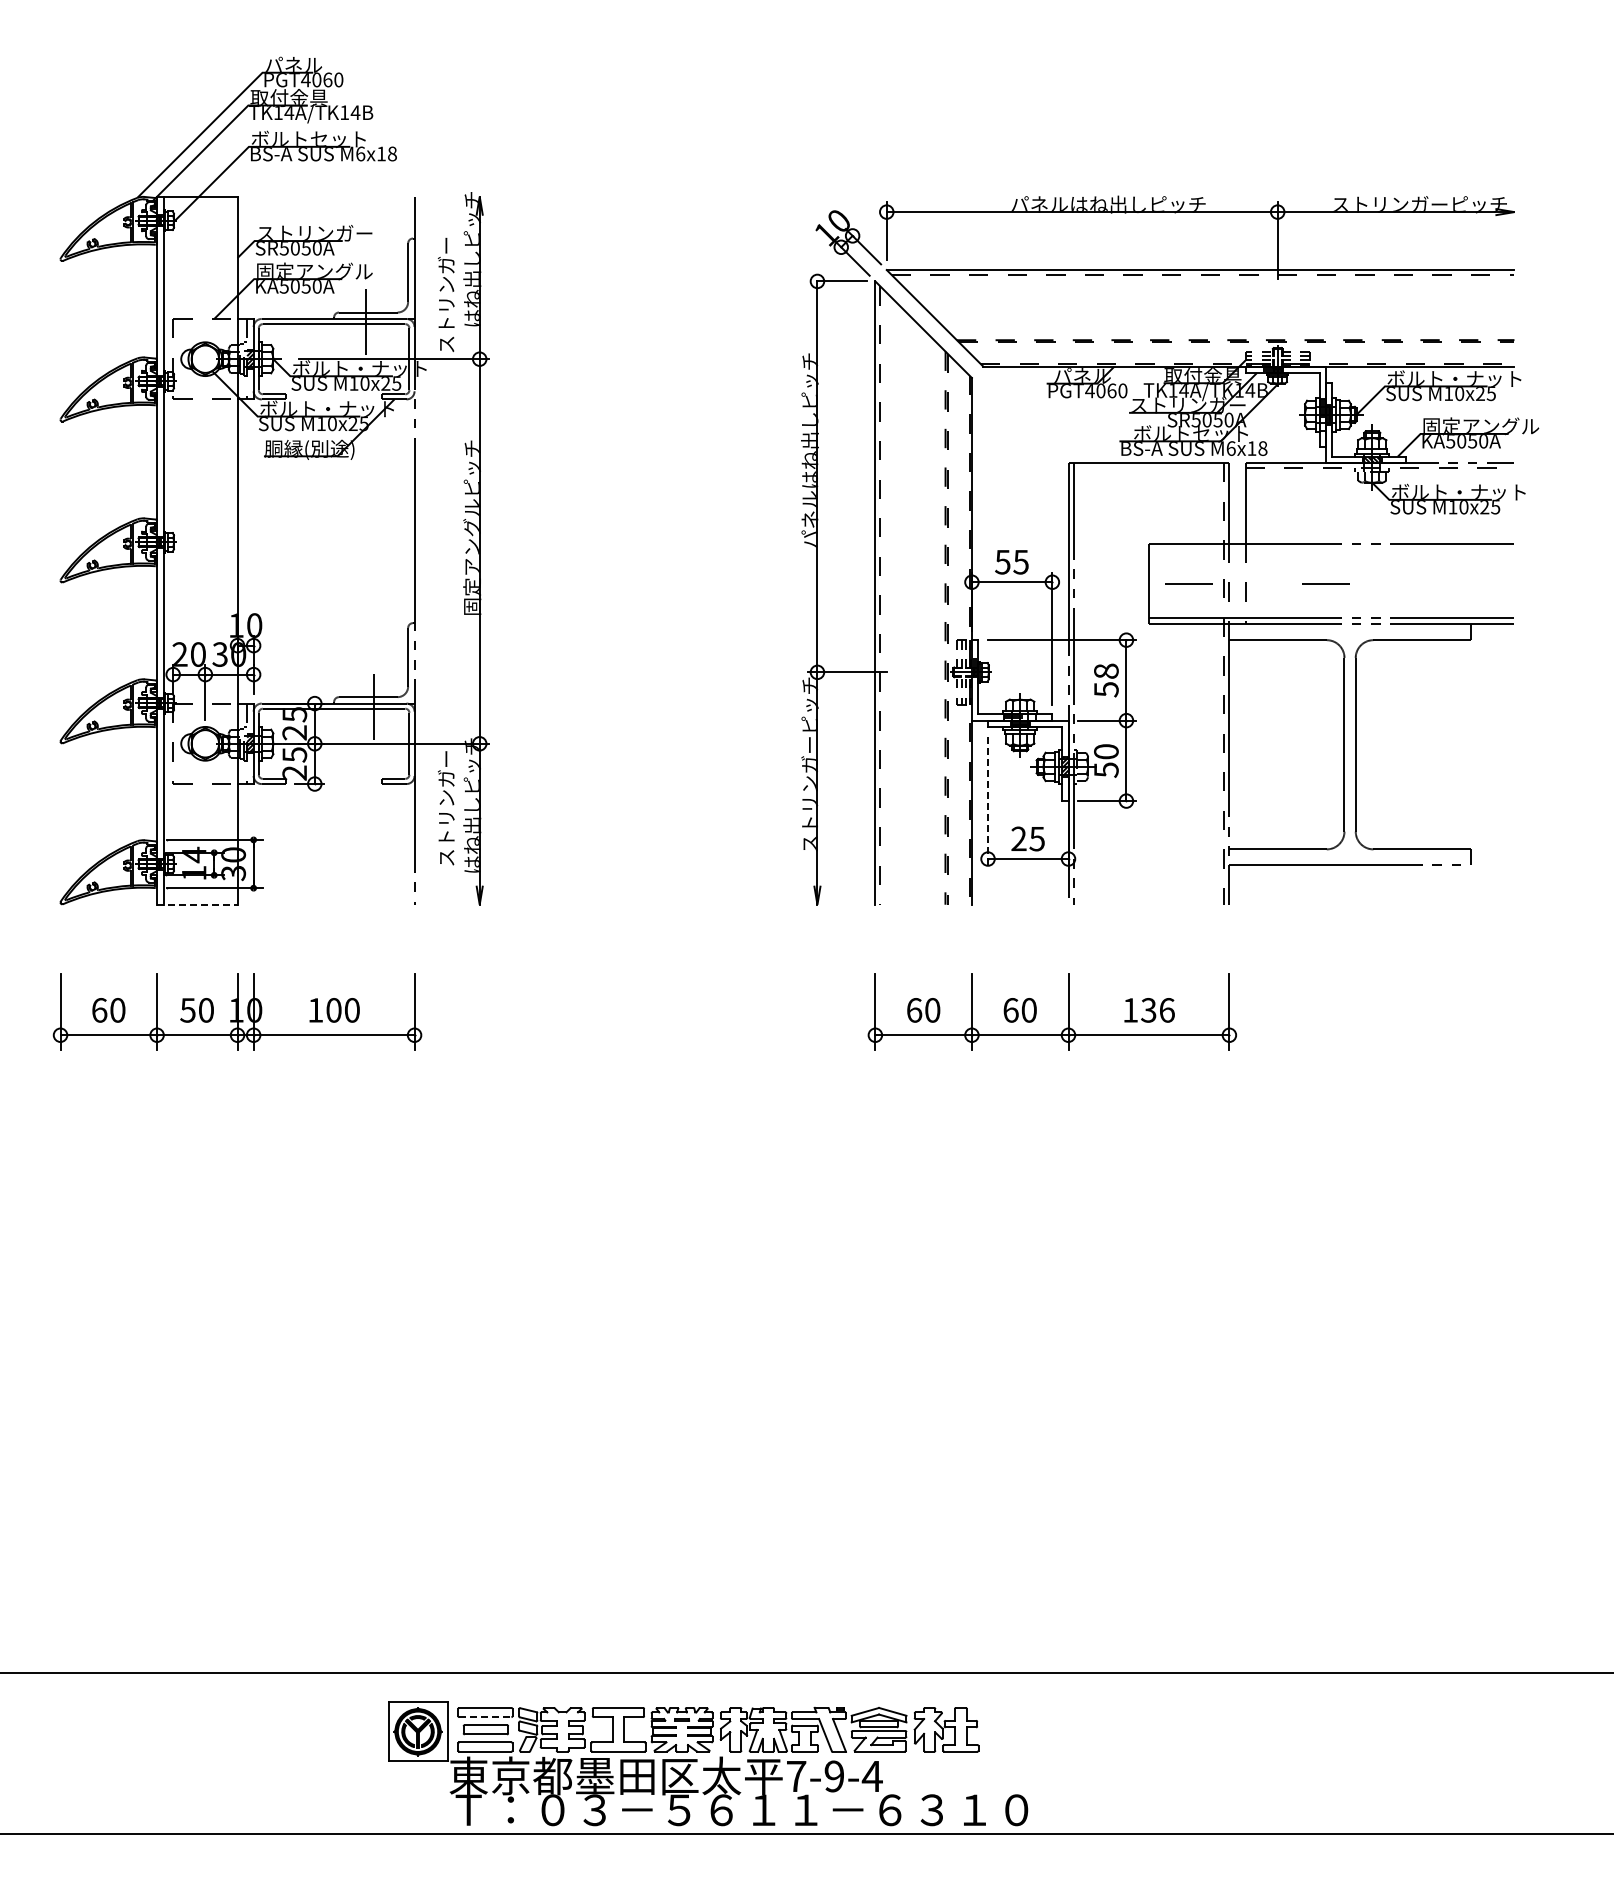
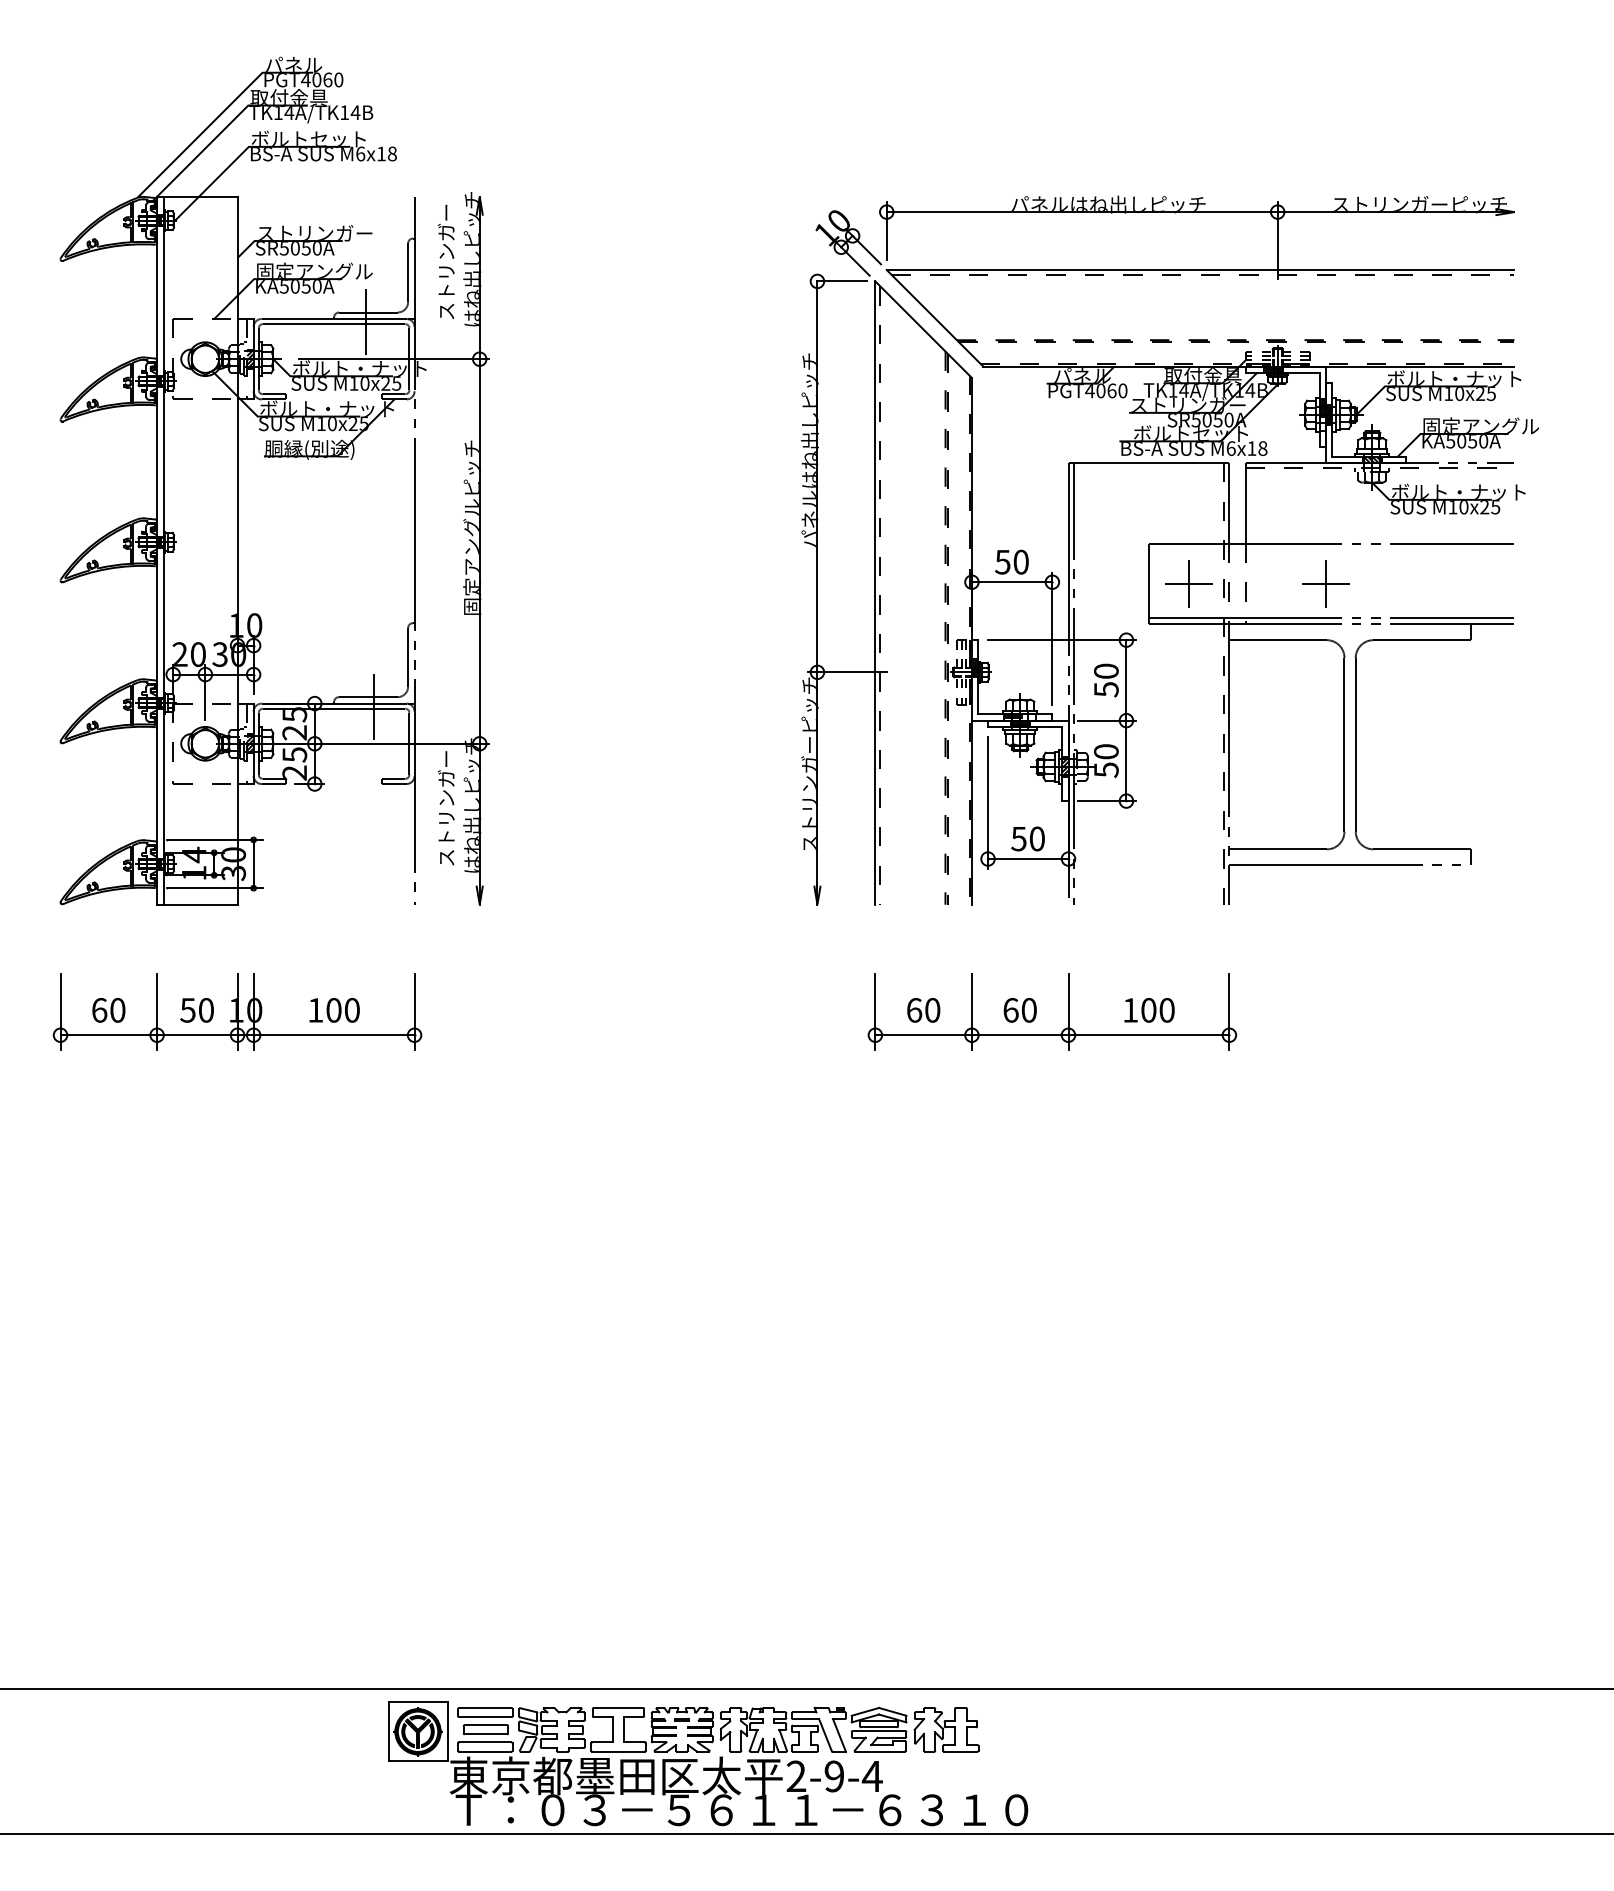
text position: (445, 294) -> (445, 261) (445, 261)
text: 55 -> 50 (1020, 561)
line: none -> present (1189, 583)
line: none -> present (1325, 583)
text: 58 -> 50 (1106, 670)
line: dashed -> solid (988, 802)
text: 25 -> 50 (1027, 838)
line: dashed -> solid (197, 904)
text: 136 -> 100 (1157, 1010)
line position: (806, 1673) -> (806, 1689) (806, 1689)
line: dashed -> solid (485, 1717)
text: 7-9-4 -> 2-9-4 (796, 1775)
